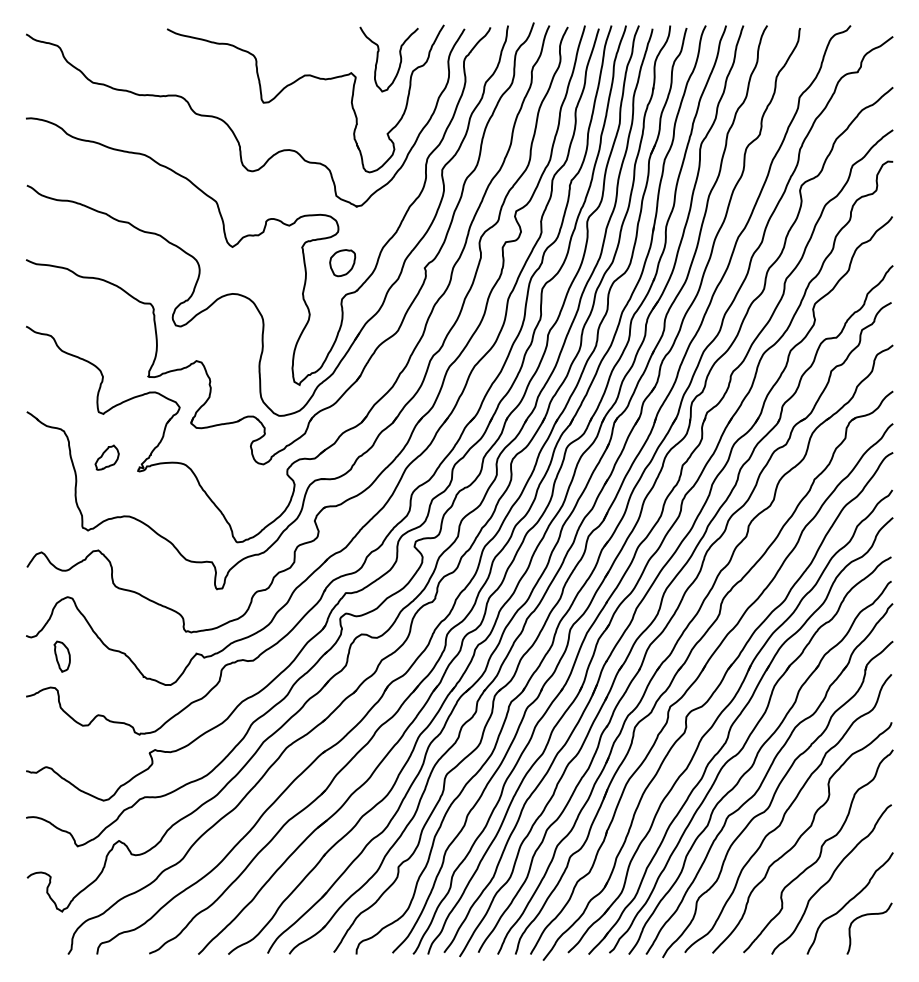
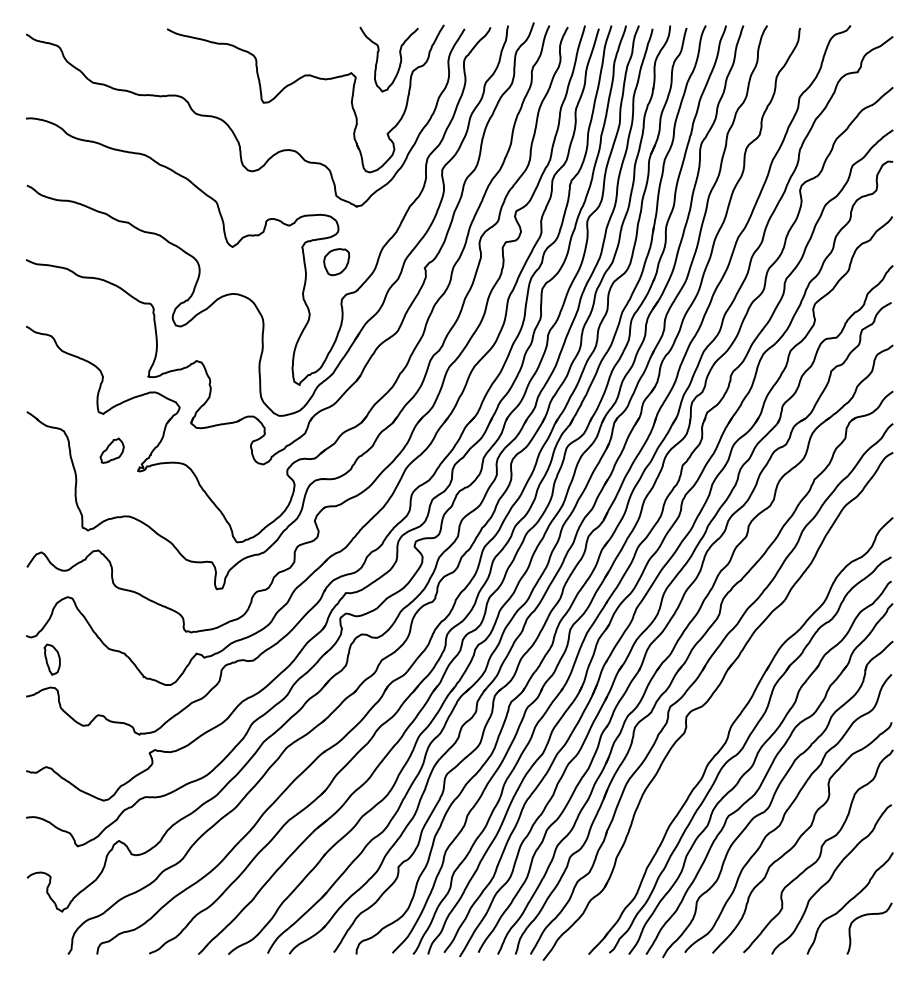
part position: (342, 263) -> (336, 262) (336, 262)
part position: (106, 457) -> (111, 450) (111, 450)
part position: (61, 656) -> (51, 659) (51, 659)
part: present -> none (721, 714)
